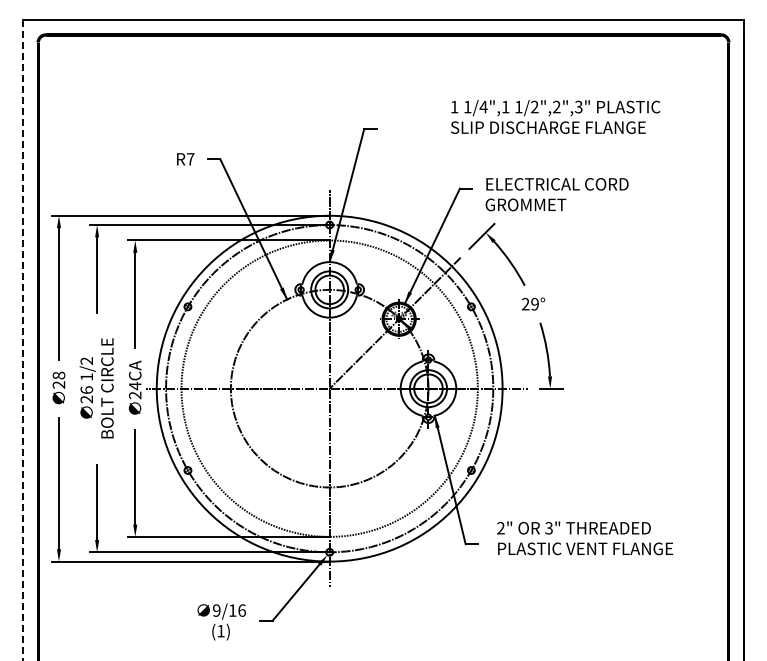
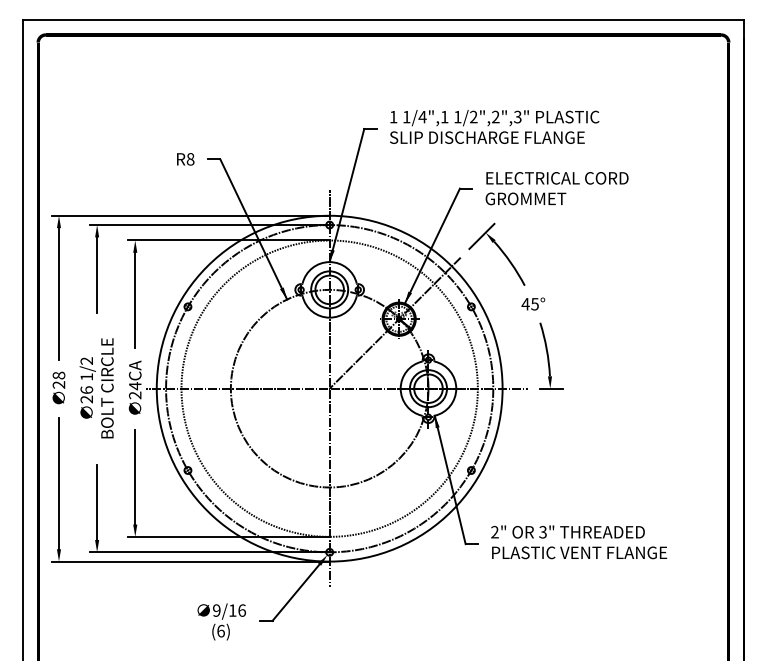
text position: (555, 116) -> (494, 126) (494, 126)
text: R7 -> R8 (190, 159)
text position: (556, 194) -> (556, 188) (556, 188)
text: 29° -> 45° (529, 303)
line: dashed -> solid (23, 340)
text position: (585, 538) -> (579, 542) (579, 542)
text: (1) -> (6) (220, 630)
